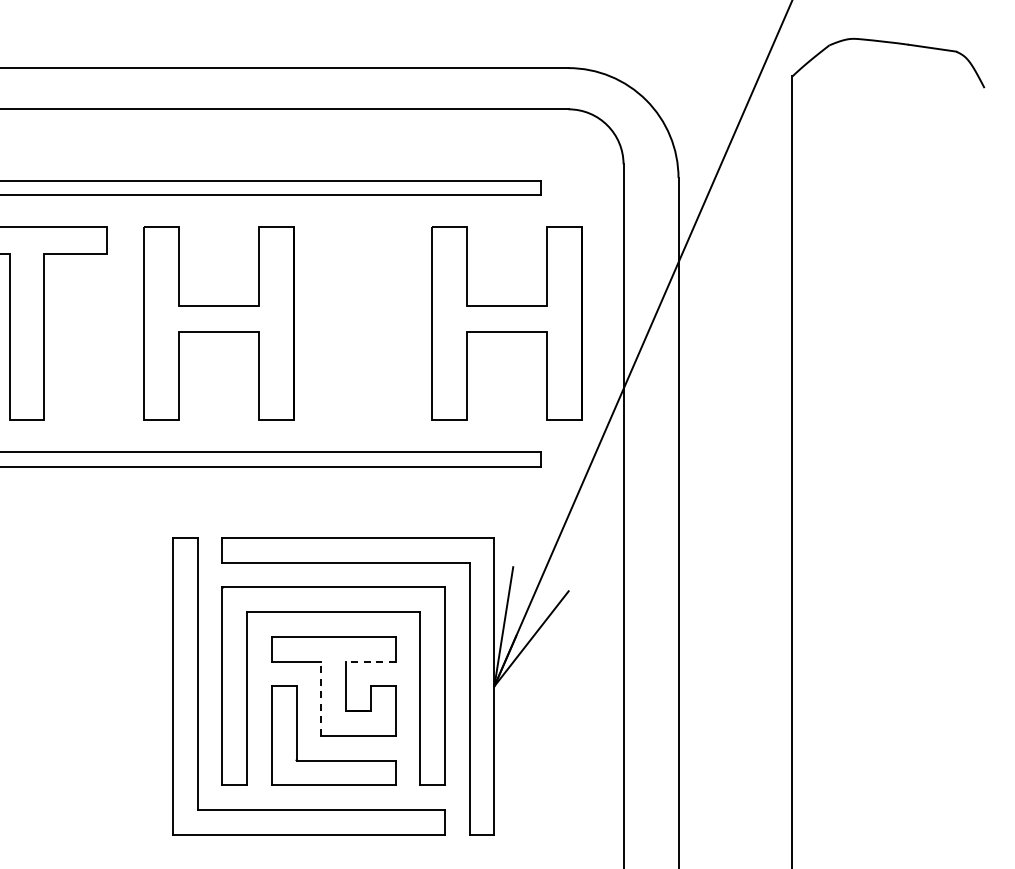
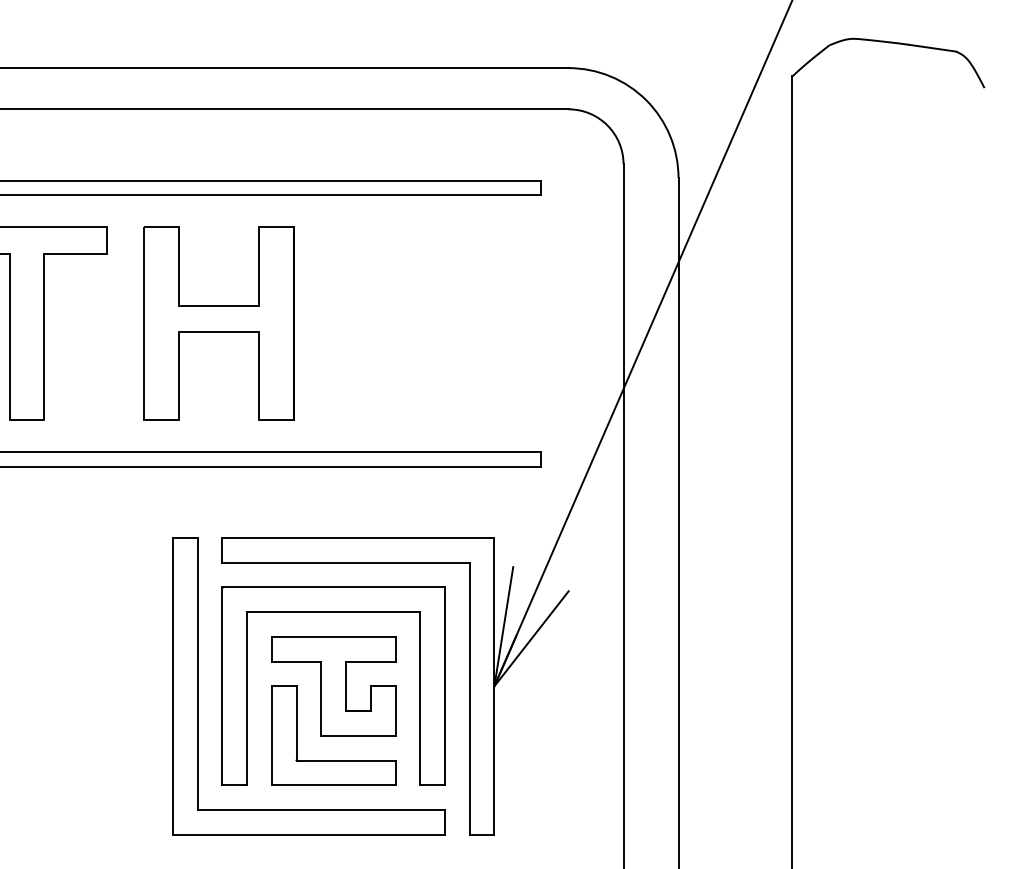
part: present -> none (506, 323)
line: dashed -> solid (370, 661)
line: dashed -> solid (321, 698)
